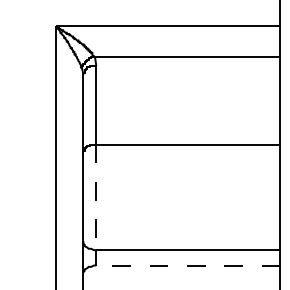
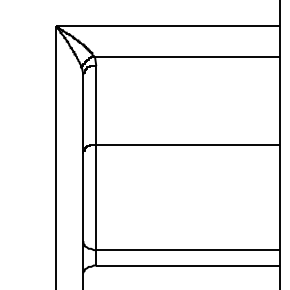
line: dashed -> solid (96, 197)
line: dashed -> solid (188, 265)
